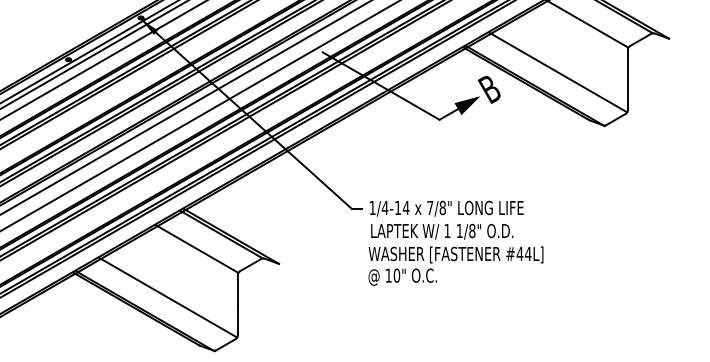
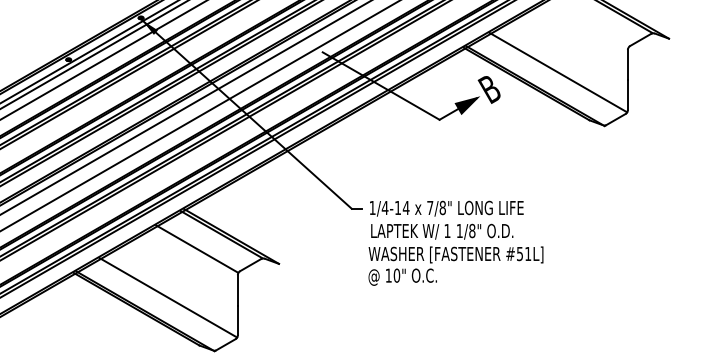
line: present -> none (588, 24)
text: #44L] -> #51L] (523, 254)
